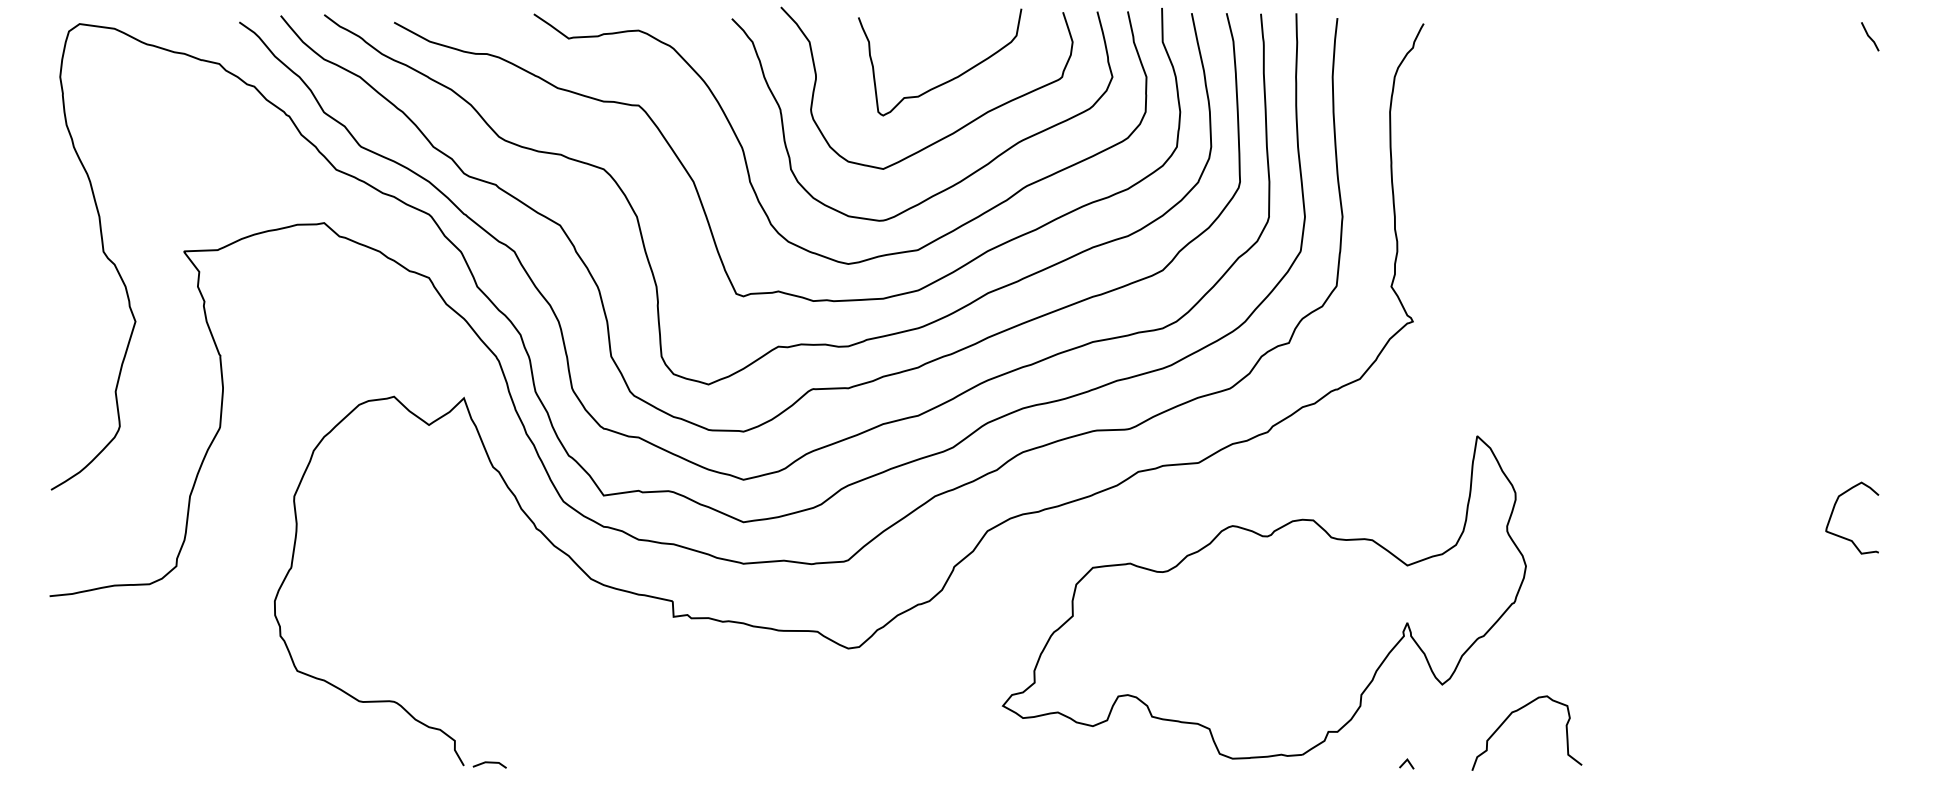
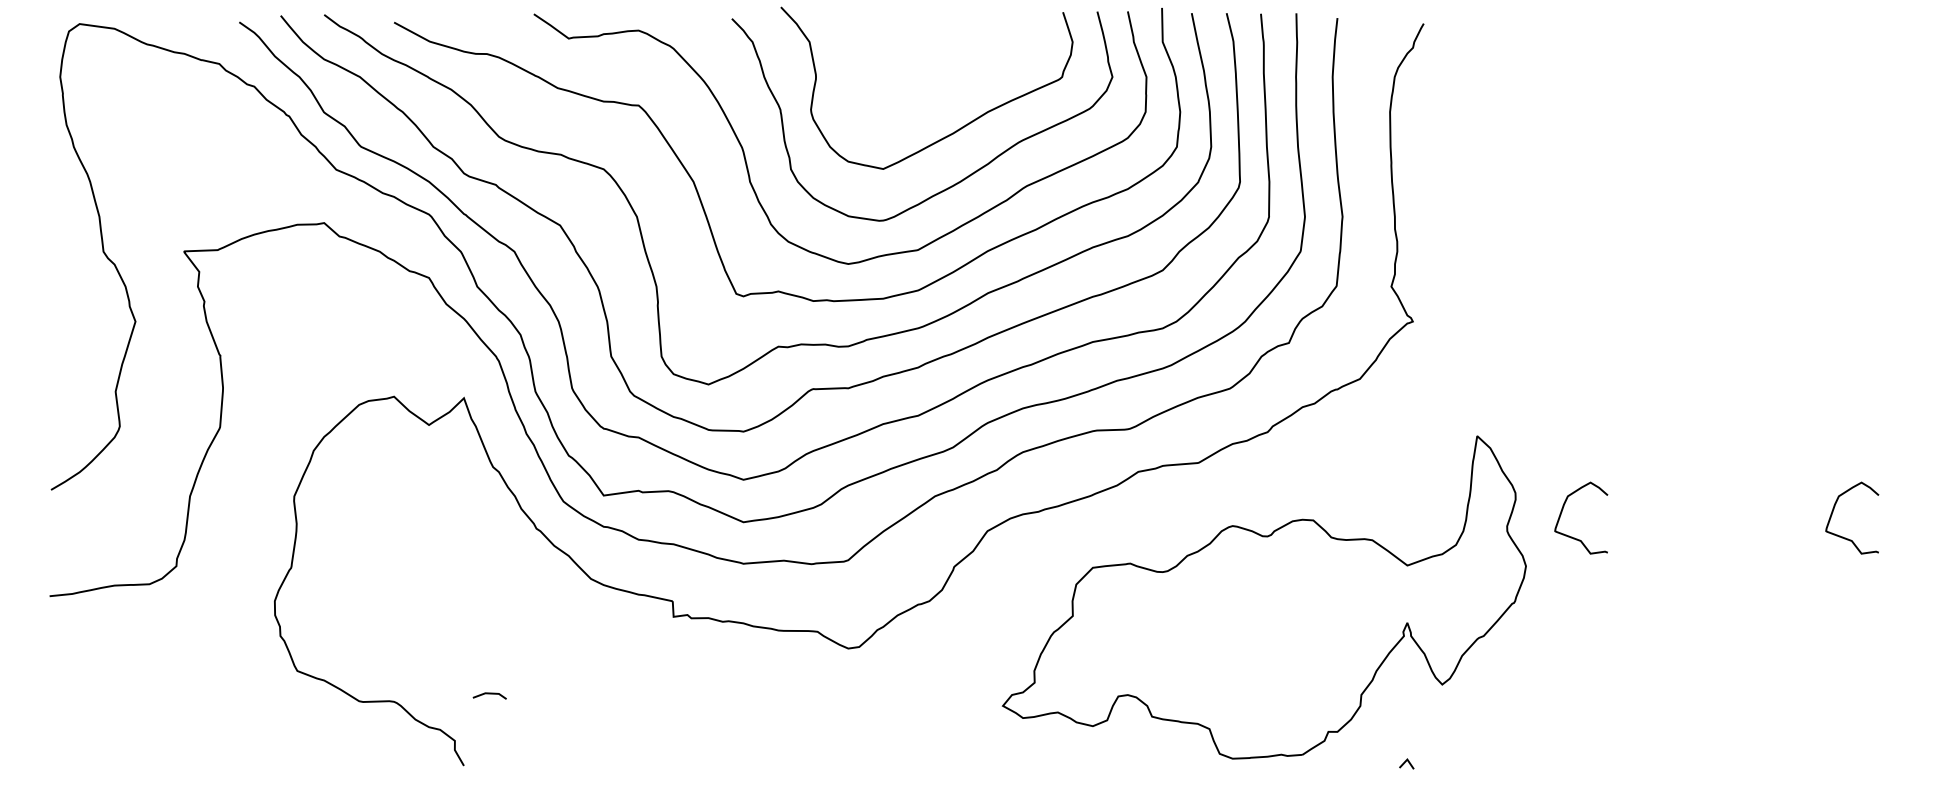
line: present -> none (1870, 36)
curve: present -> none (945, 81)
curve: none -> present (1562, 512)
curve: present -> none (1509, 717)
line position: (489, 763) -> (489, 694) (489, 694)
